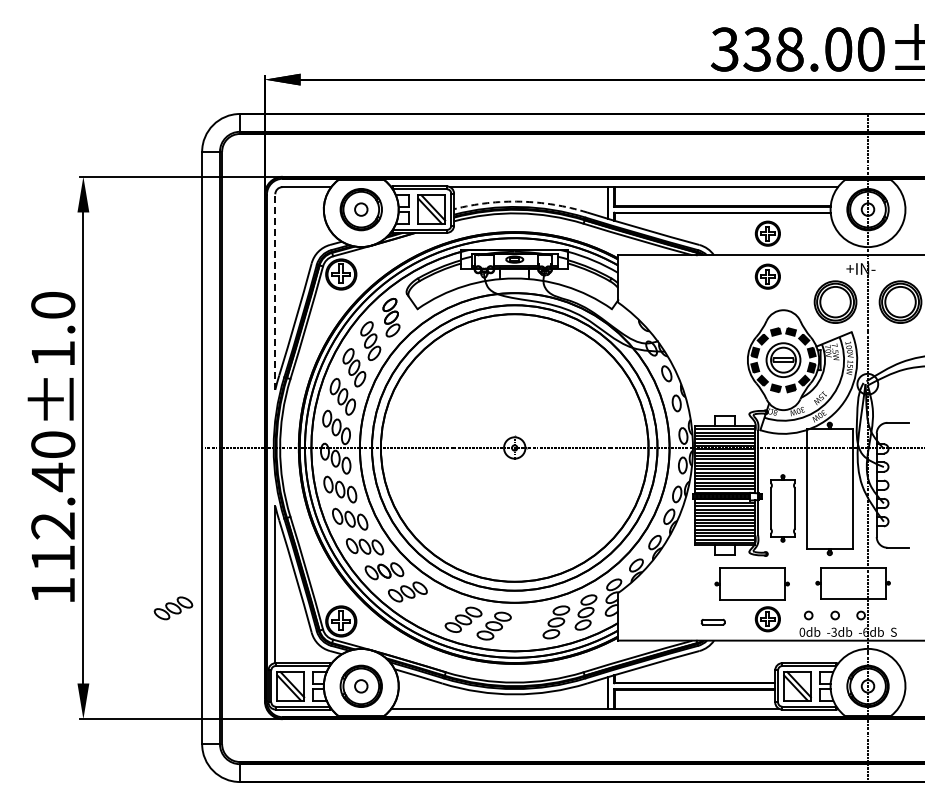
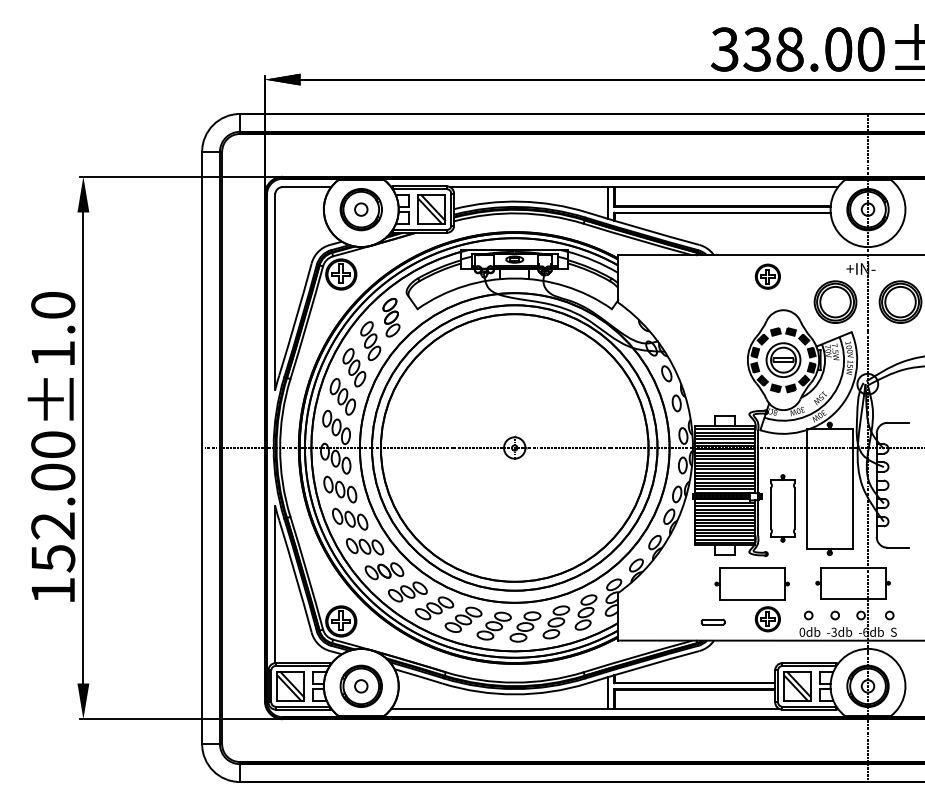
arc: dashed -> solid (520, 201)
part: present -> none (767, 233)
line: dashed -> solid (275, 292)
text: 112.40±1.0 -> 152.00±1.0 (53, 517)
part position: (173, 608) -> (434, 608) (434, 608)
circle: none -> present (889, 615)
part: none -> present (525, 626)
